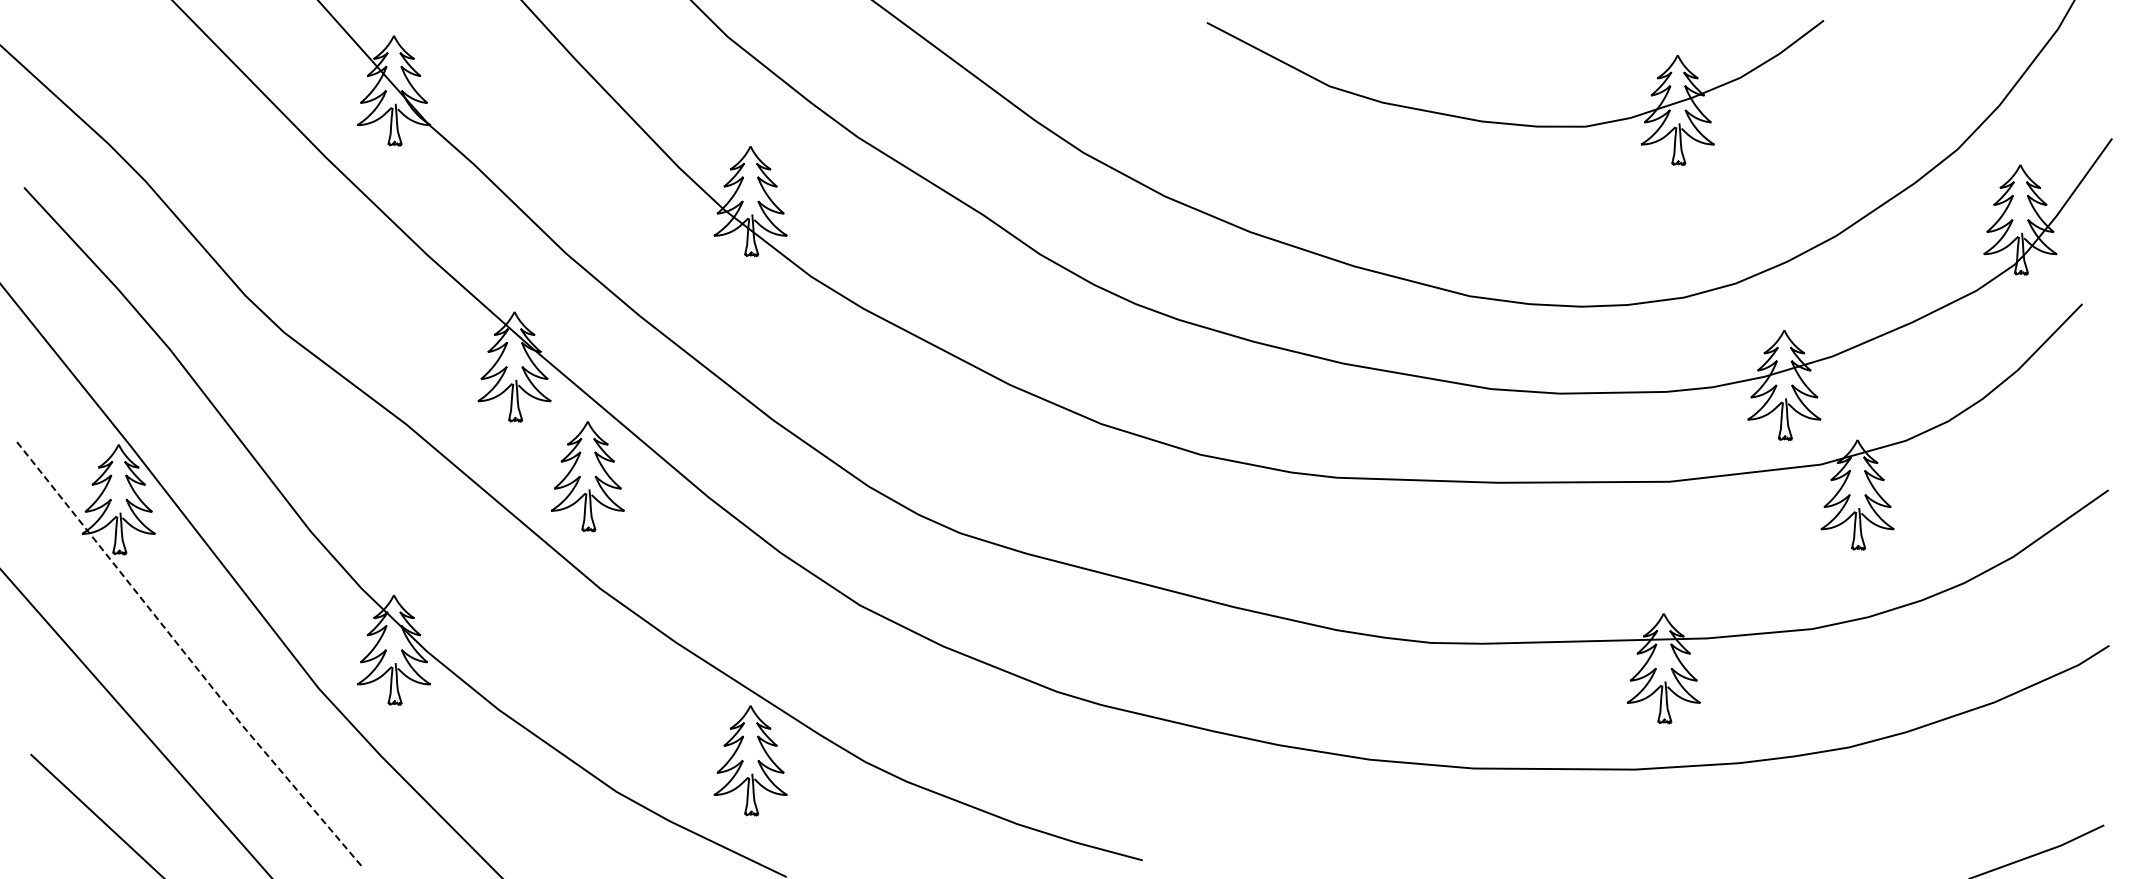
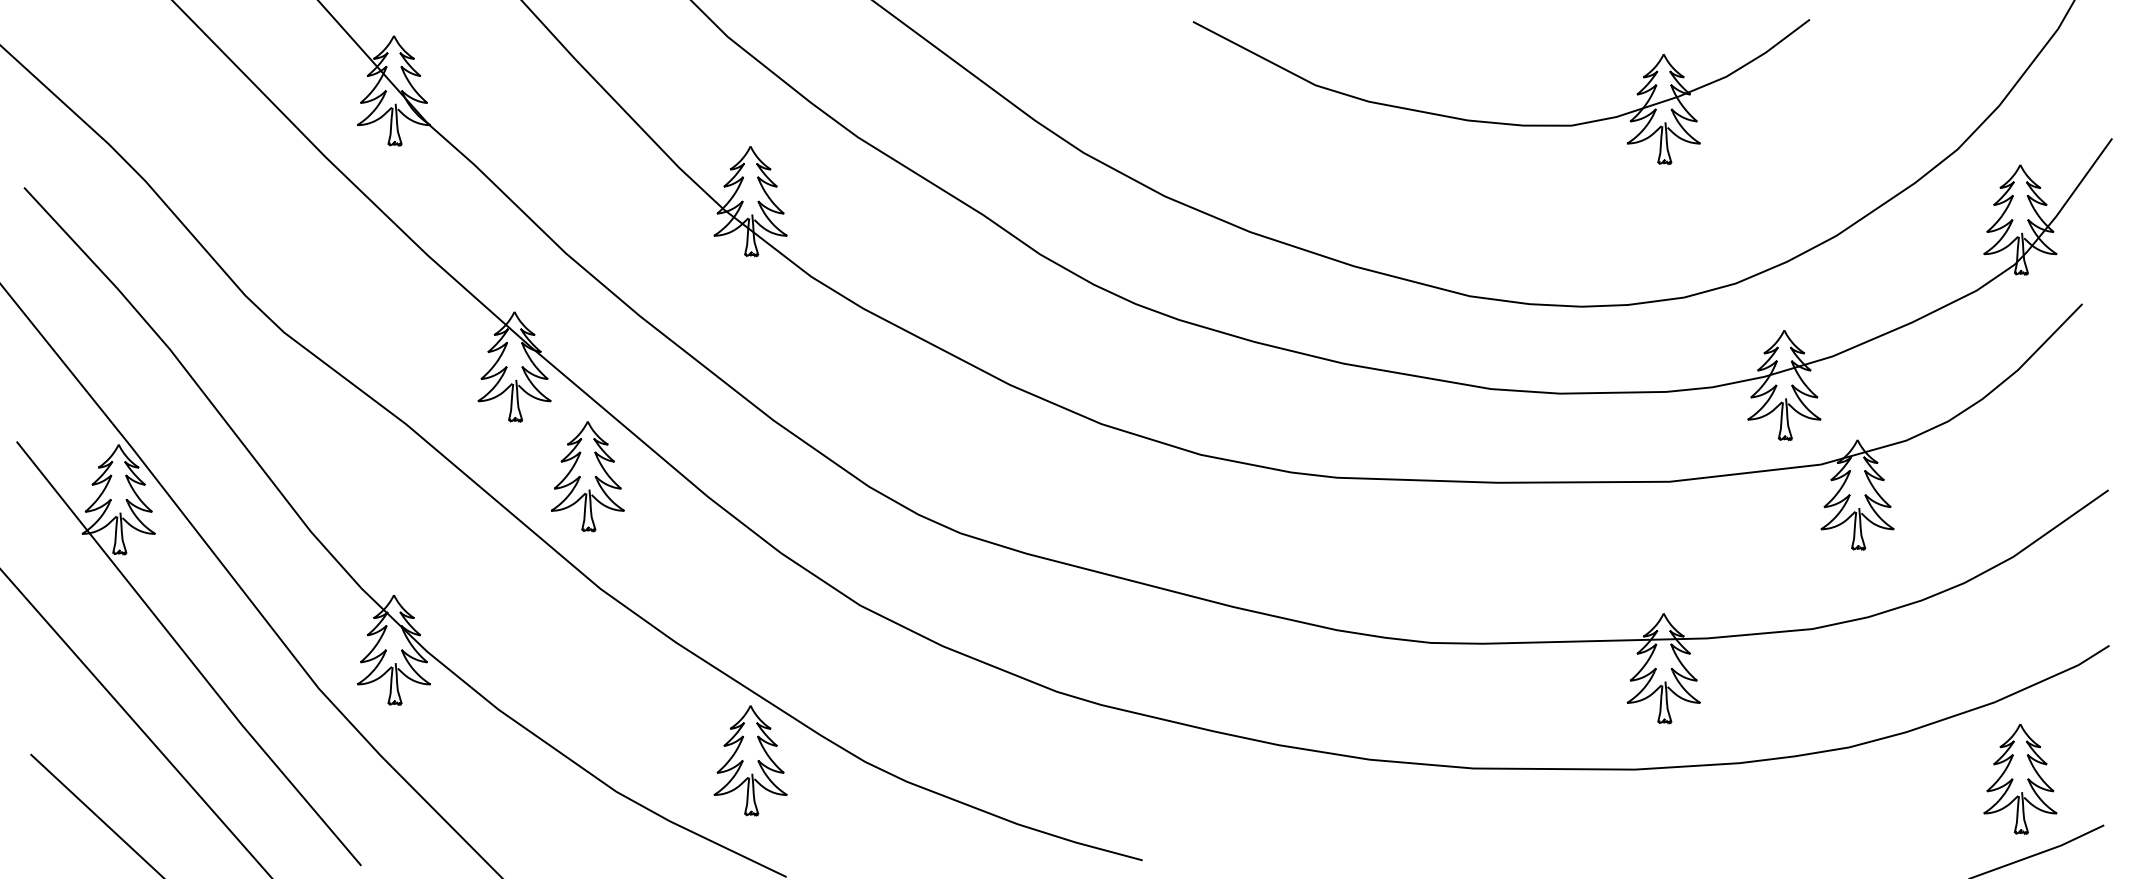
part position: (1515, 123) -> (1501, 122) (1501, 122)
line: dashed -> solid (187, 655)
part: none -> present (2020, 779)
